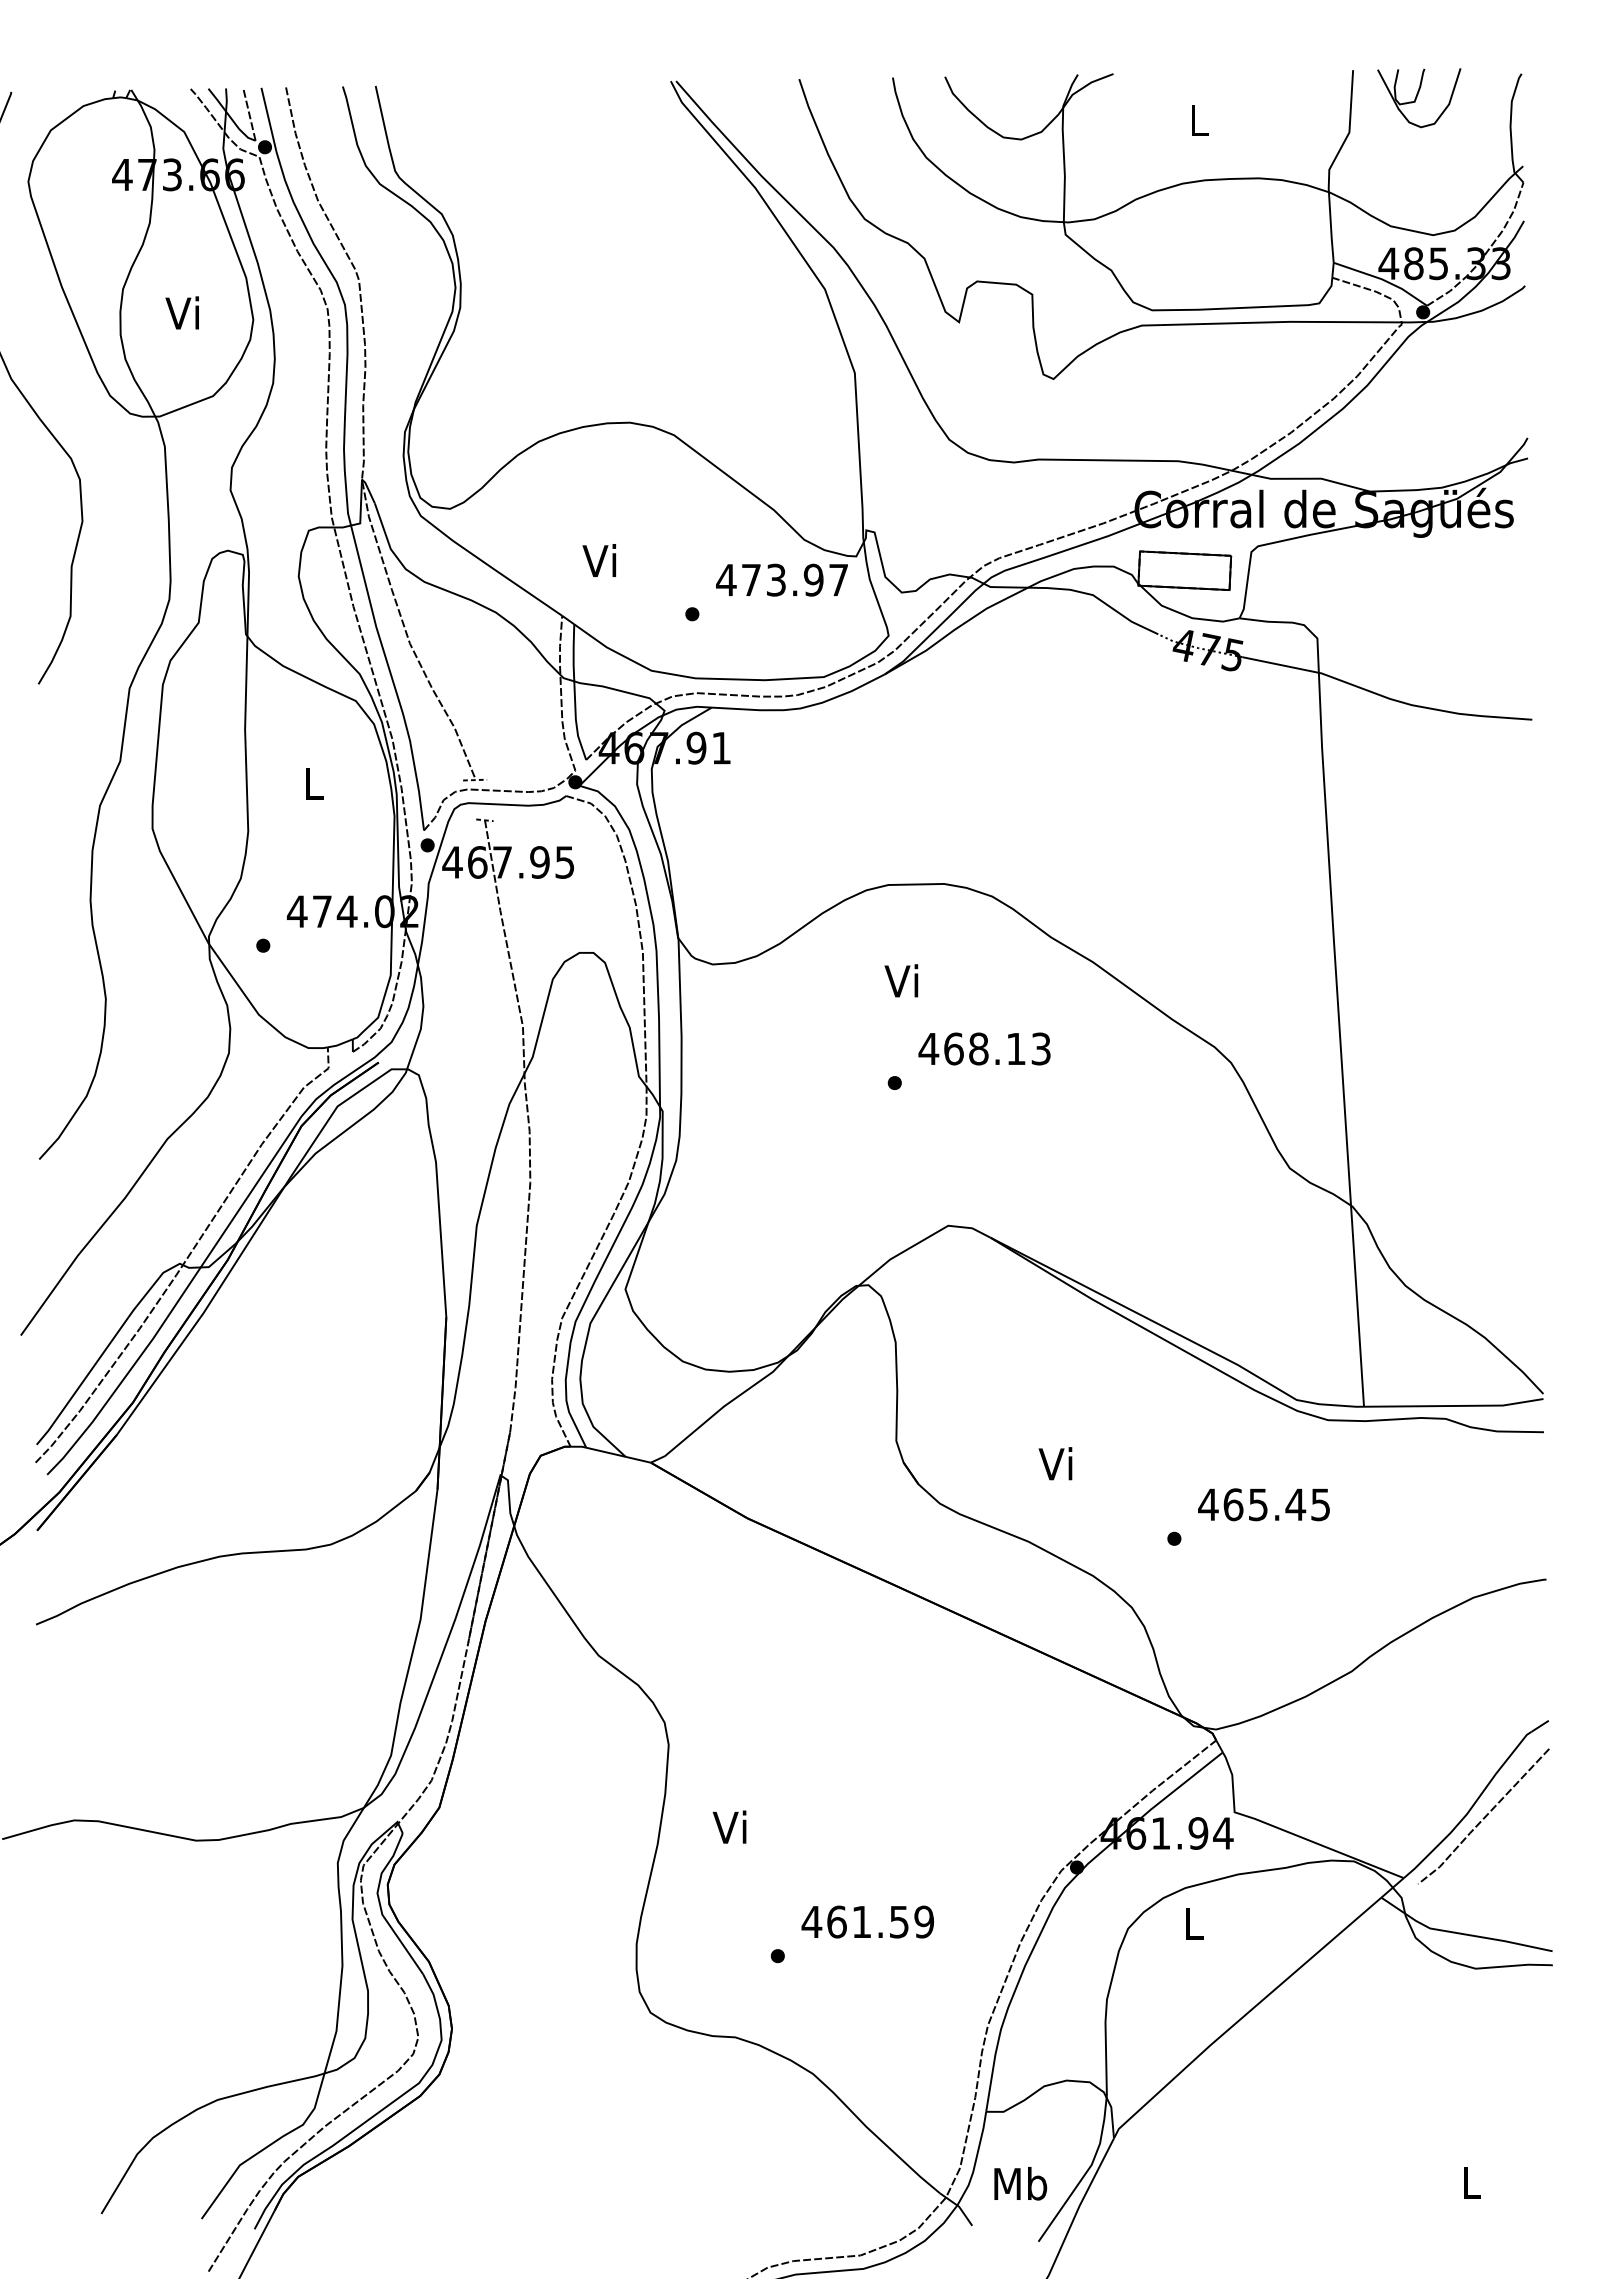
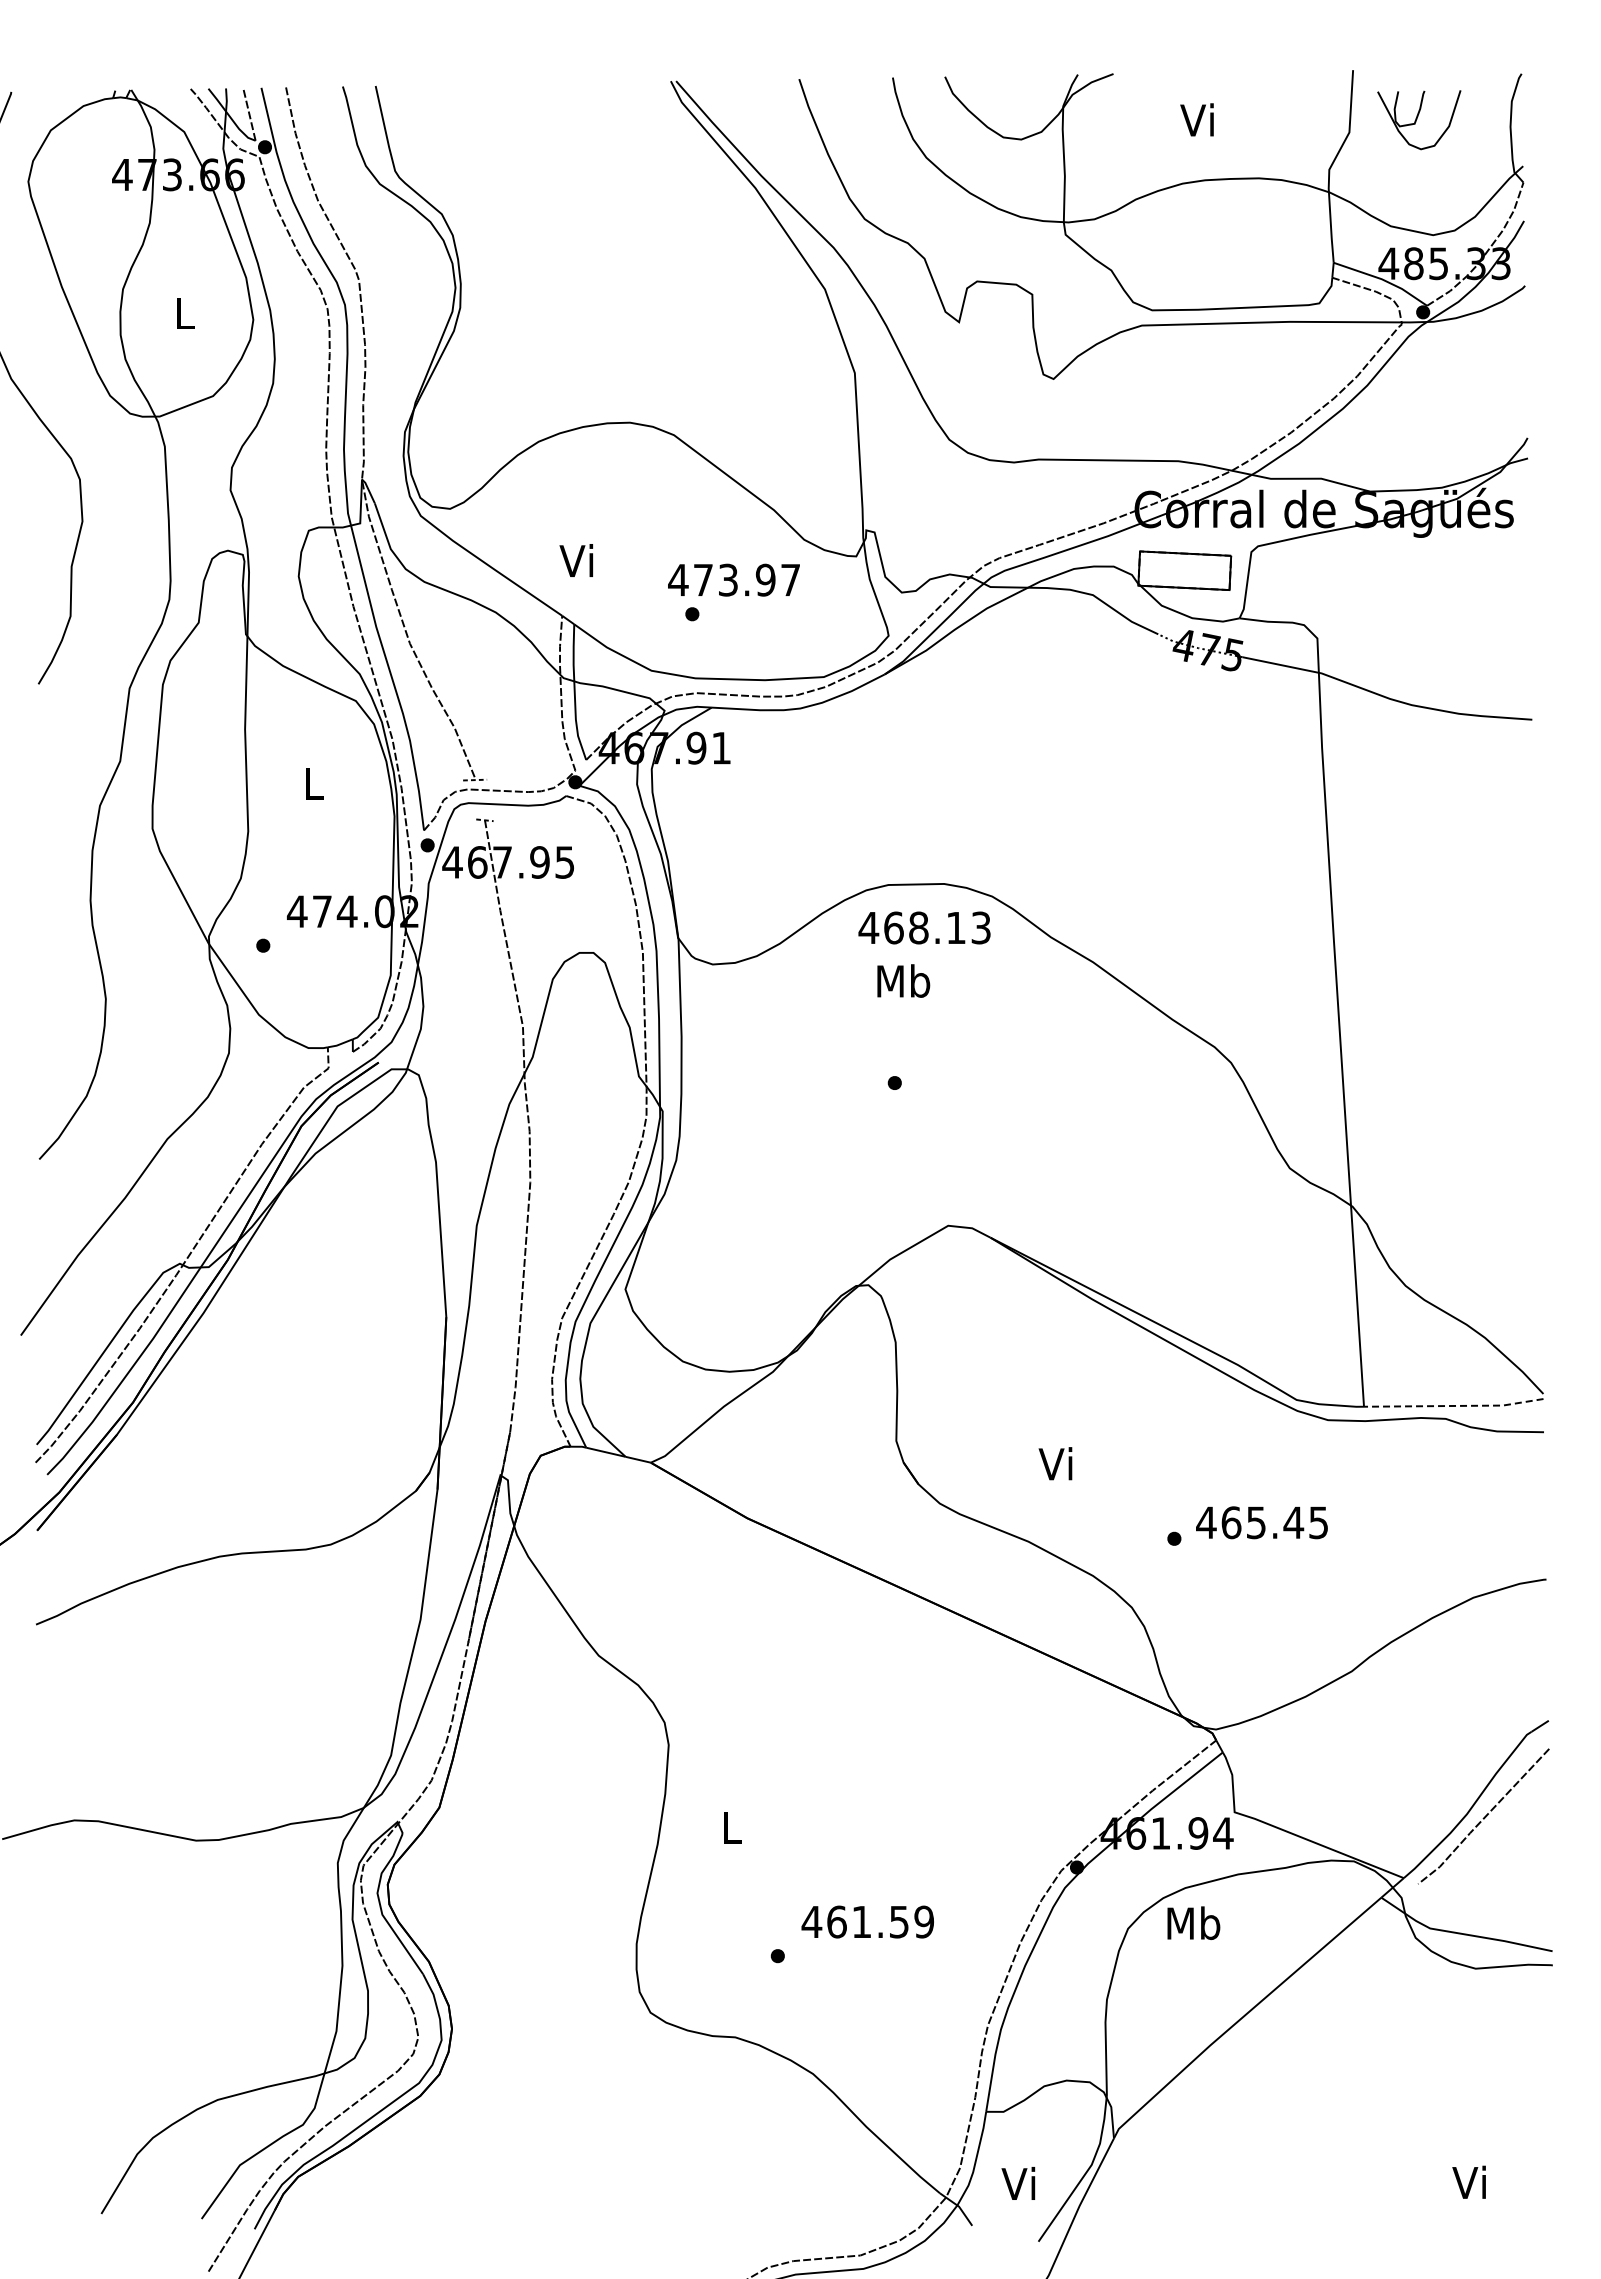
part position: (1419, 98) -> (1419, 120) (1419, 120)
text: L -> Vi (1196, 119)
text: Vi -> L (181, 312)
text position: (598, 560) -> (575, 560) (575, 560)
text position: (781, 579) -> (733, 579) (733, 579)
text: Vi -> Mb (903, 980)
text position: (984, 1048) -> (924, 927) (924, 927)
line: solid -> dashed (1454, 1405)
text position: (1263, 1504) -> (1261, 1522) (1261, 1522)
text: Vi -> L (729, 1826)
text: L -> Mb (1193, 1923)
text: L -> Vi (1468, 2181)
text: Mb -> Vi (1020, 2183)
